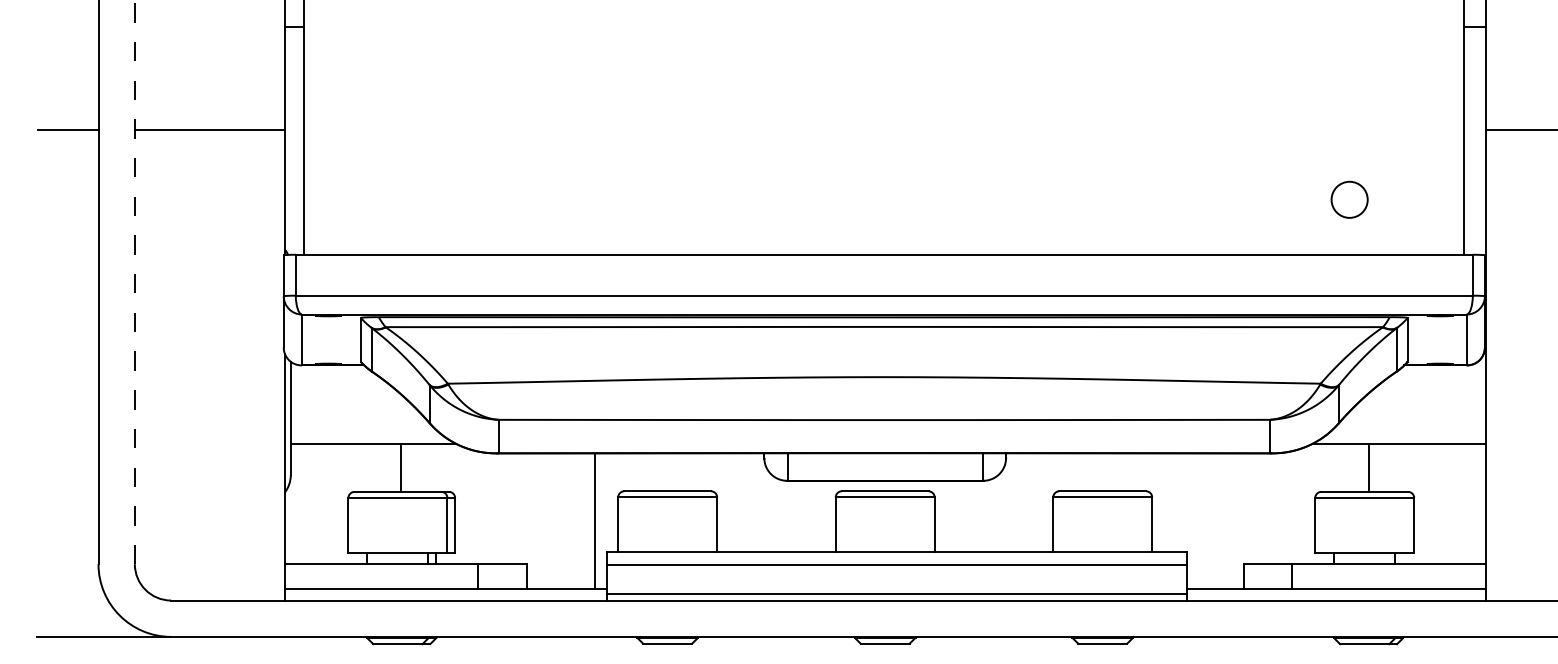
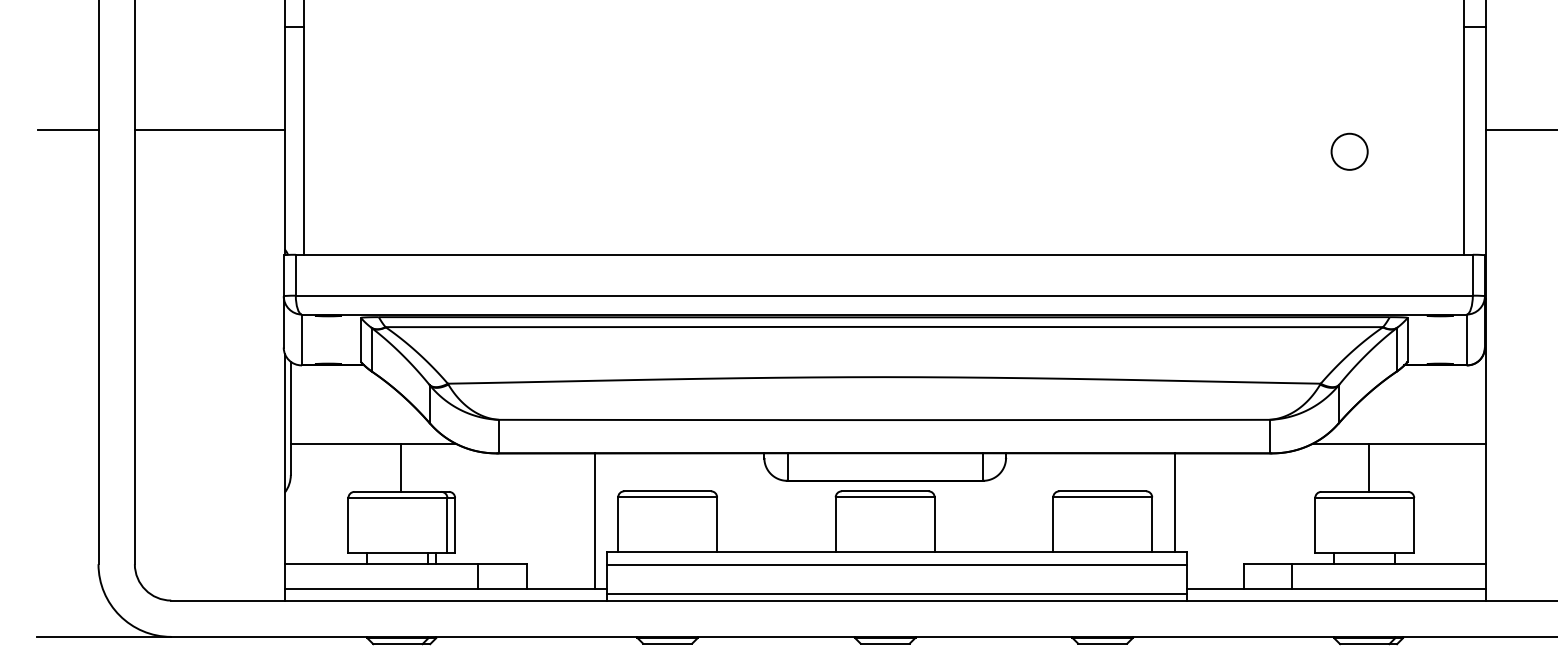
part position: (1349, 199) -> (1349, 151) (1349, 151)
line: dashed -> solid (134, 282)
line: none -> present (1175, 502)
